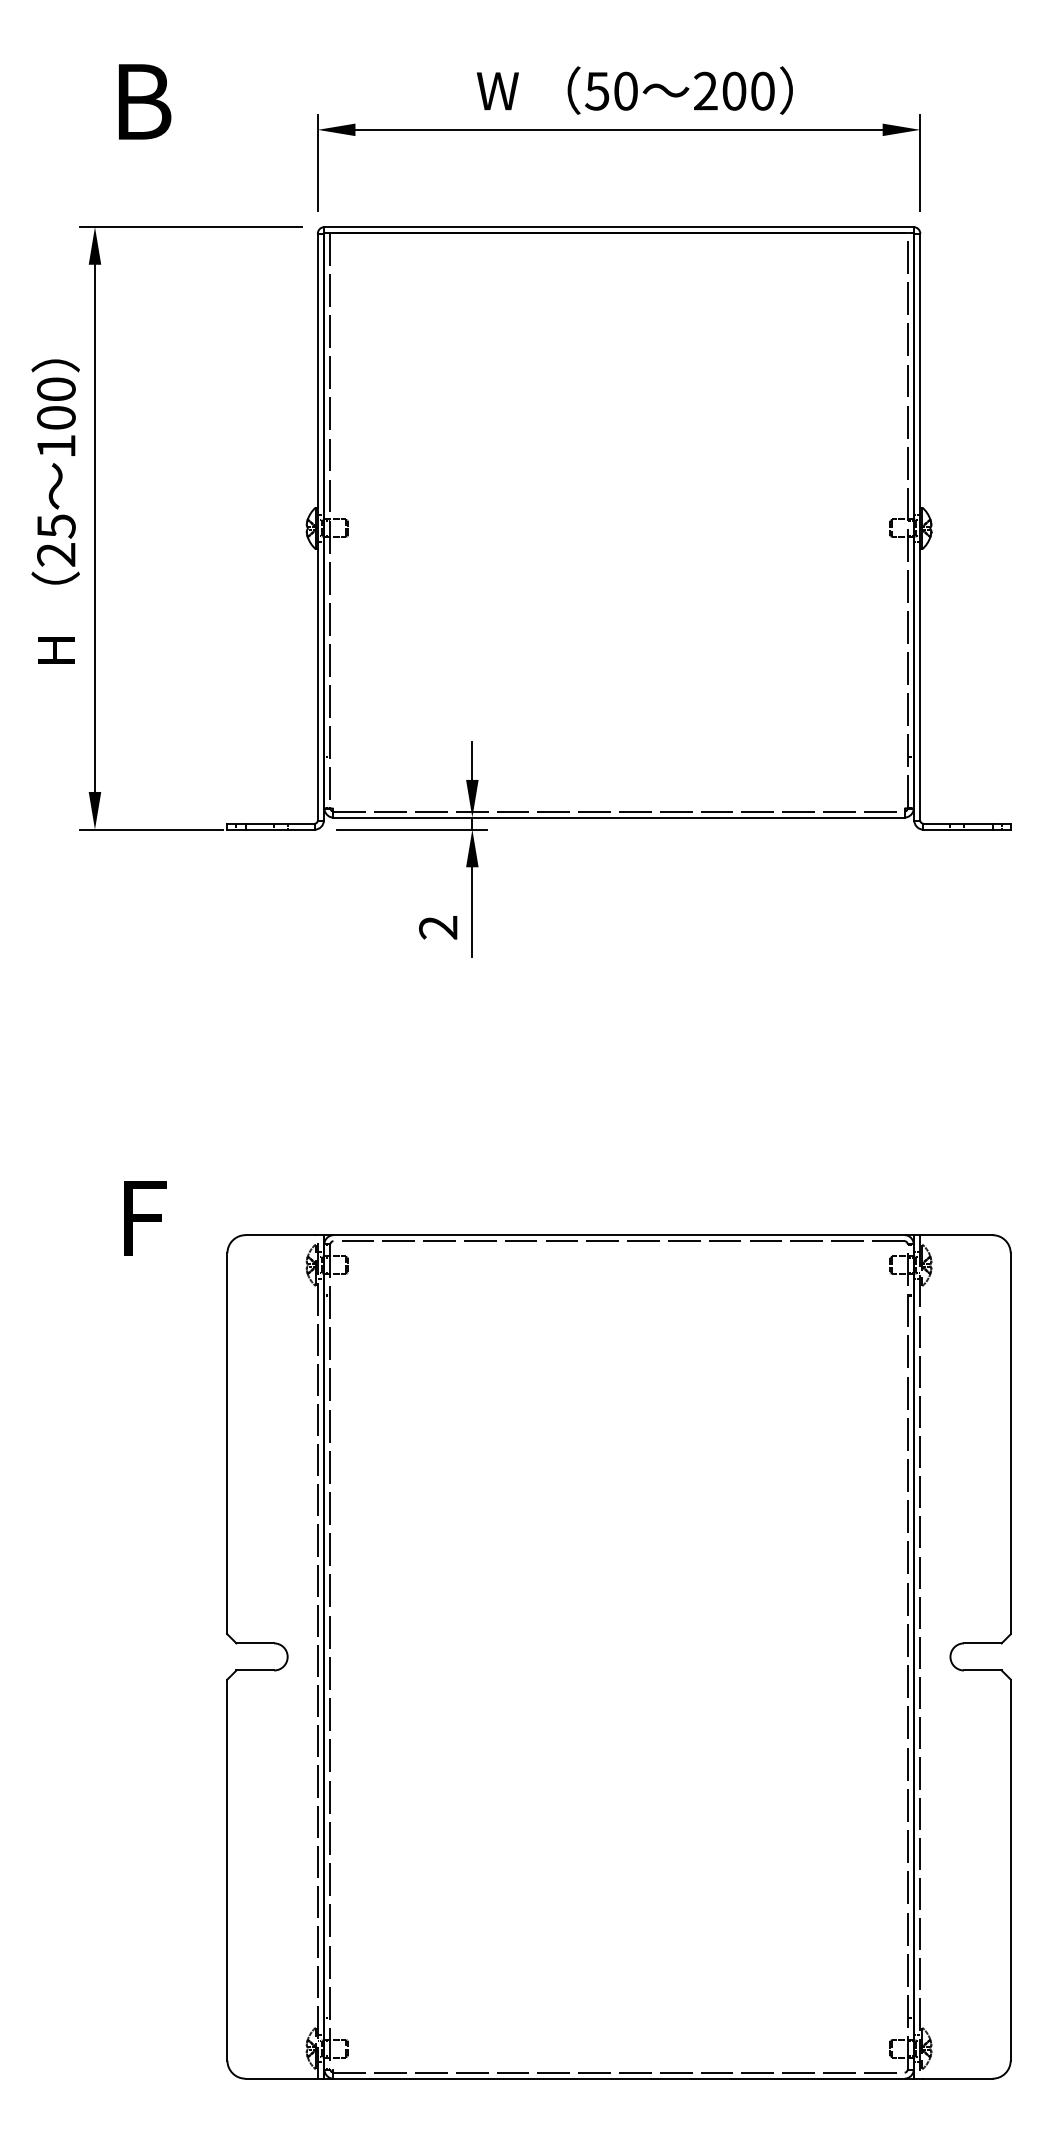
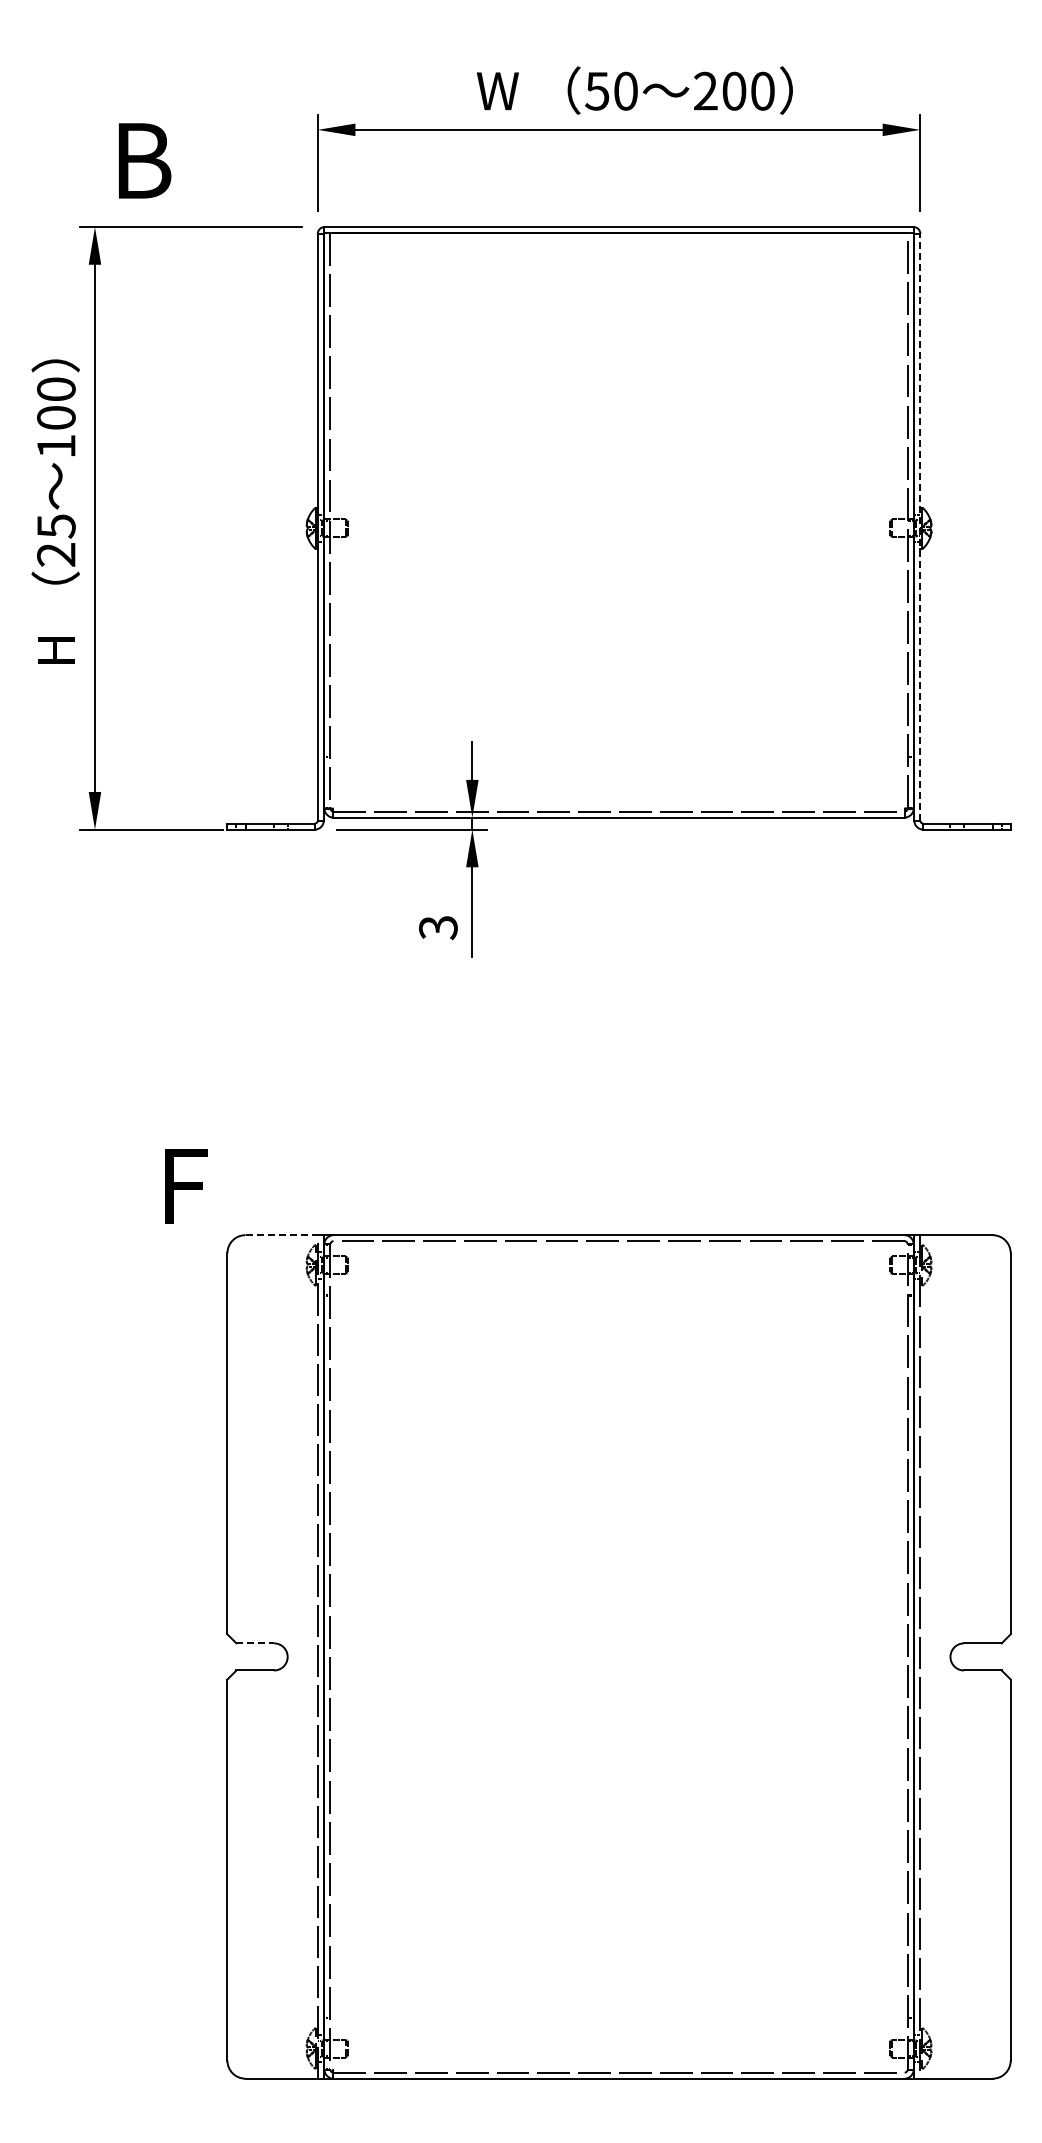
text position: (145, 101) -> (145, 160) (145, 160)
line: solid -> dashed (920, 526)
text: 2 -> 3 (438, 928)
text position: (145, 1218) -> (186, 1186) (186, 1186)
line: solid -> dashed (280, 1235)
line: solid -> dashed (255, 1643)
